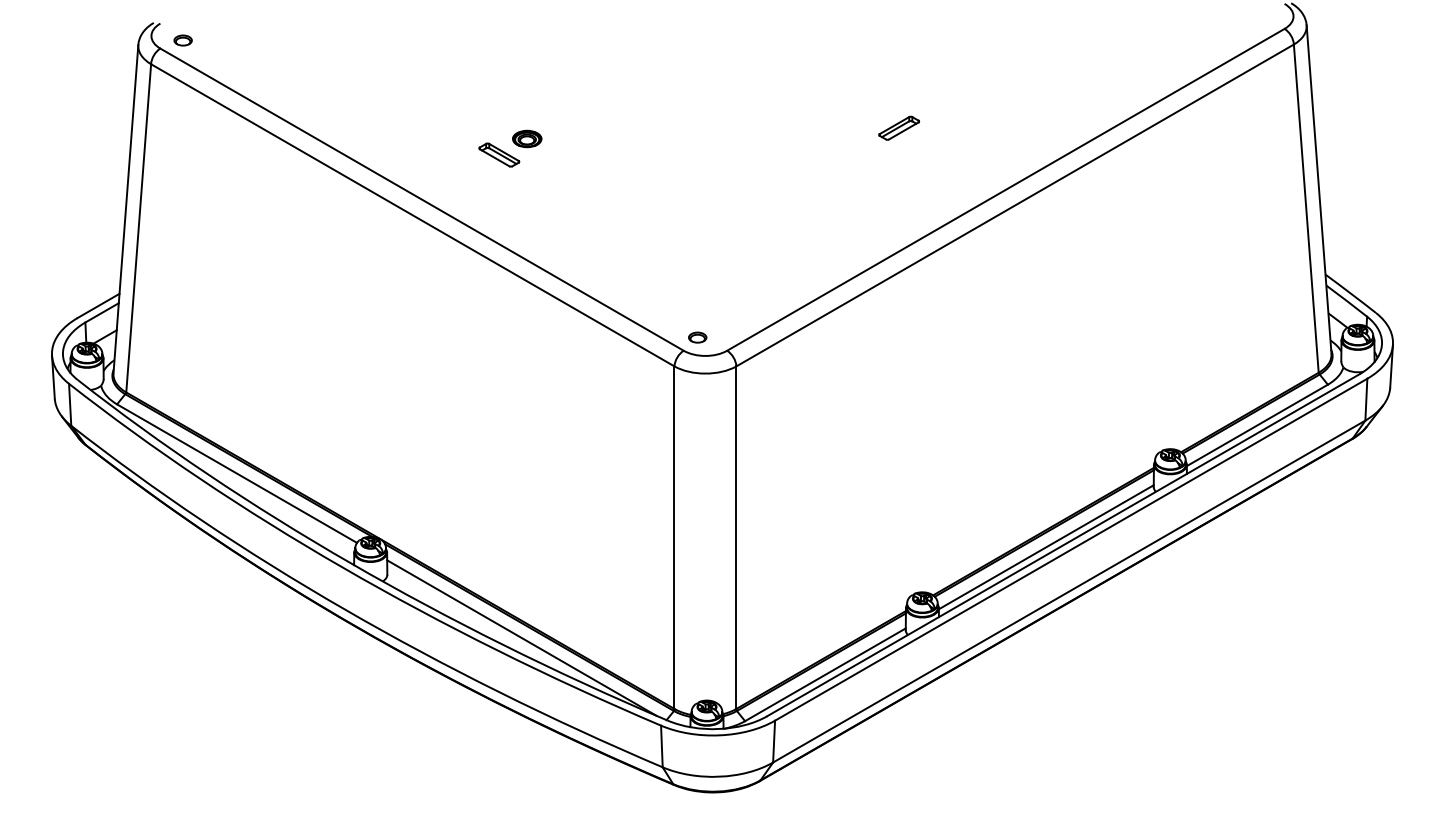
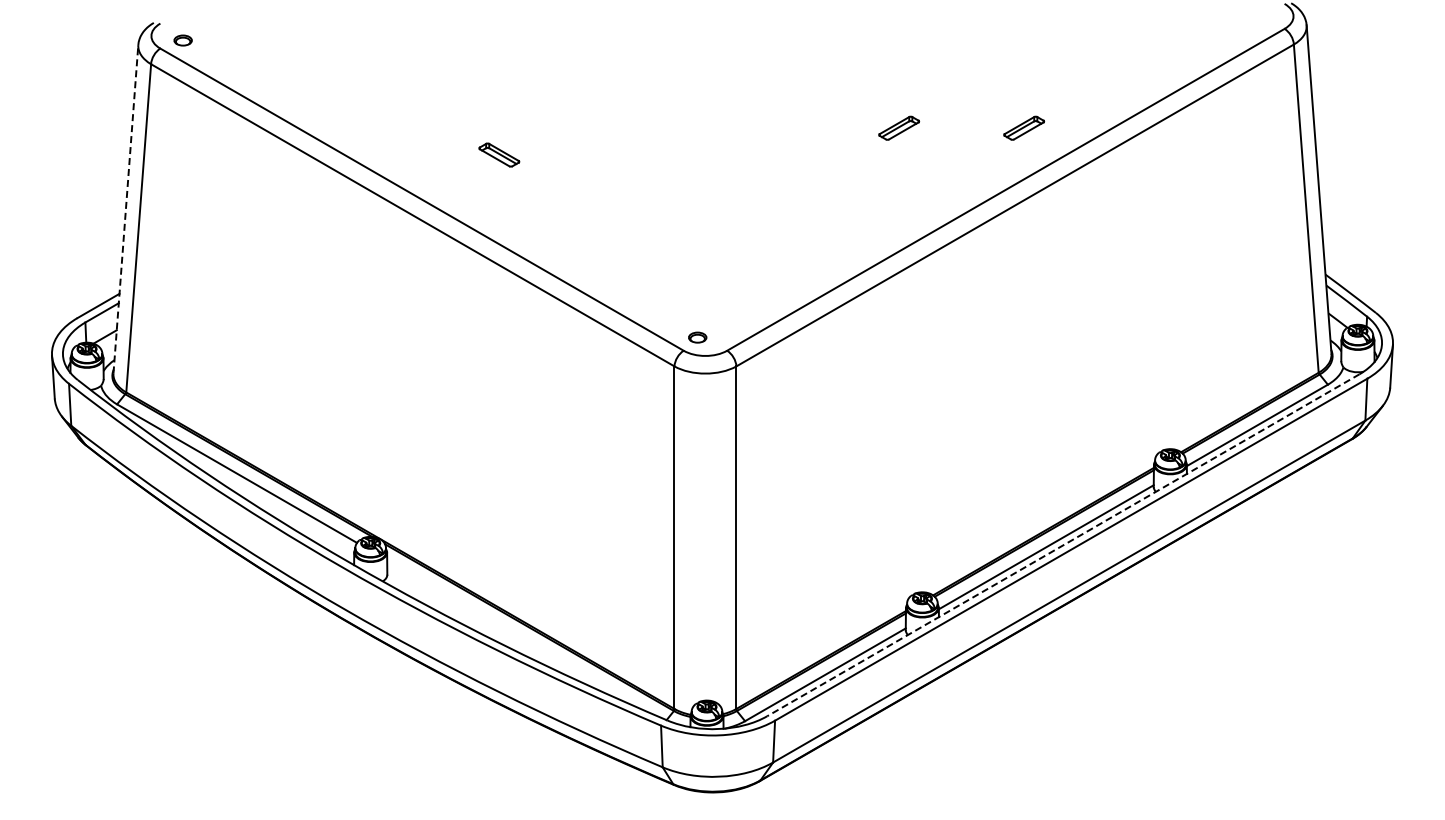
part: none -> present (1024, 127)
part: present -> none (527, 138)
line: solid -> dashed (125, 209)
line: solid -> dashed (1063, 545)
line: present -> none (521, 637)
